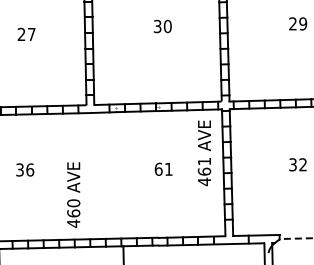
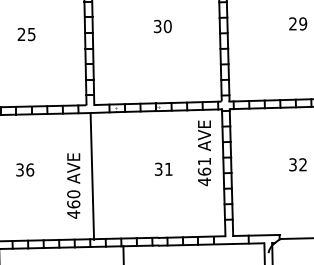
text: 27 -> 25 (31, 34)
text: 61 -> 31 (158, 168)
line: none -> present (92, 176)
text position: (73, 194) -> (73, 185) (73, 185)
line: dashed -> solid (296, 238)
